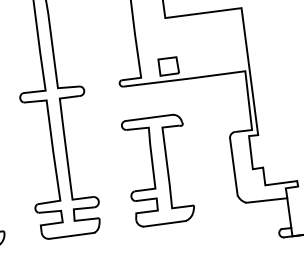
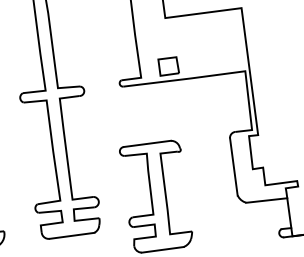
part position: (157, 170) -> (155, 196) (155, 196)
